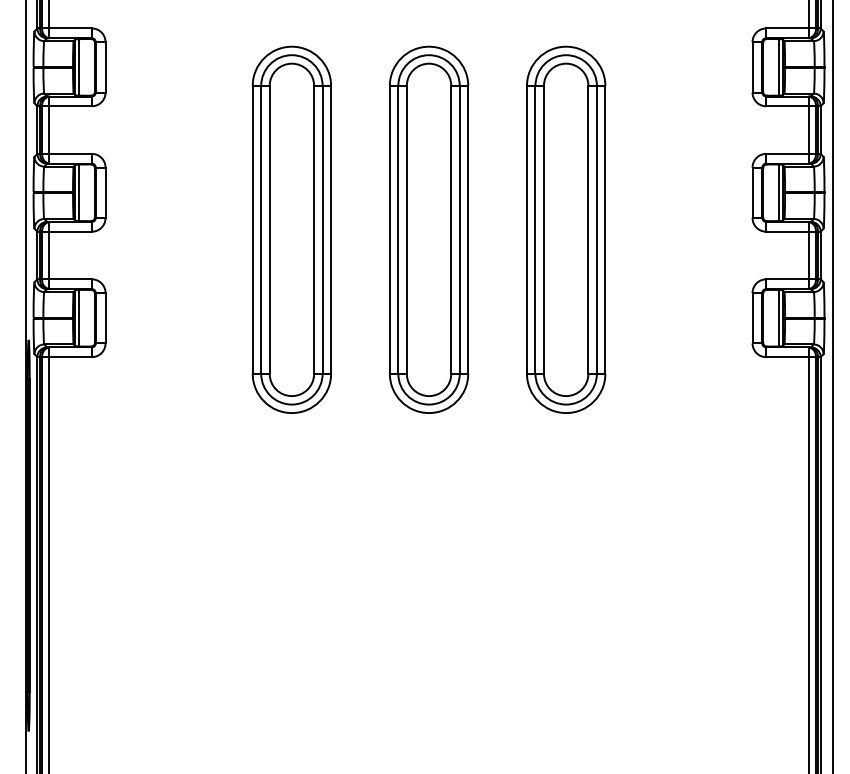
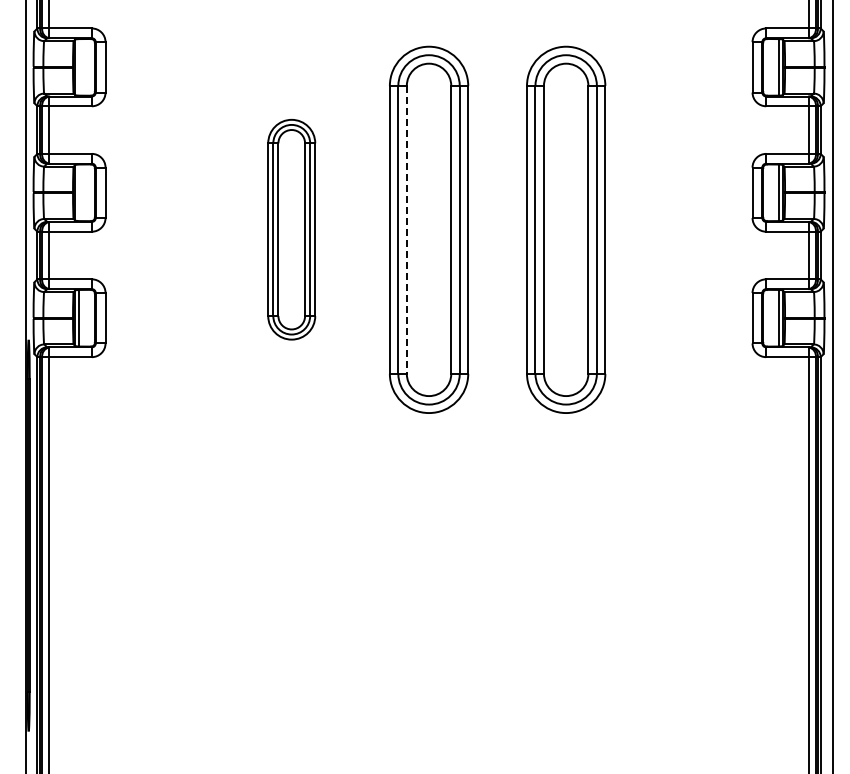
line: present -> none (79, 67)
line: present -> none (79, 192)
part size: 81x369 px -> 50x222 px (291, 229)
line: solid -> dashed (406, 229)
